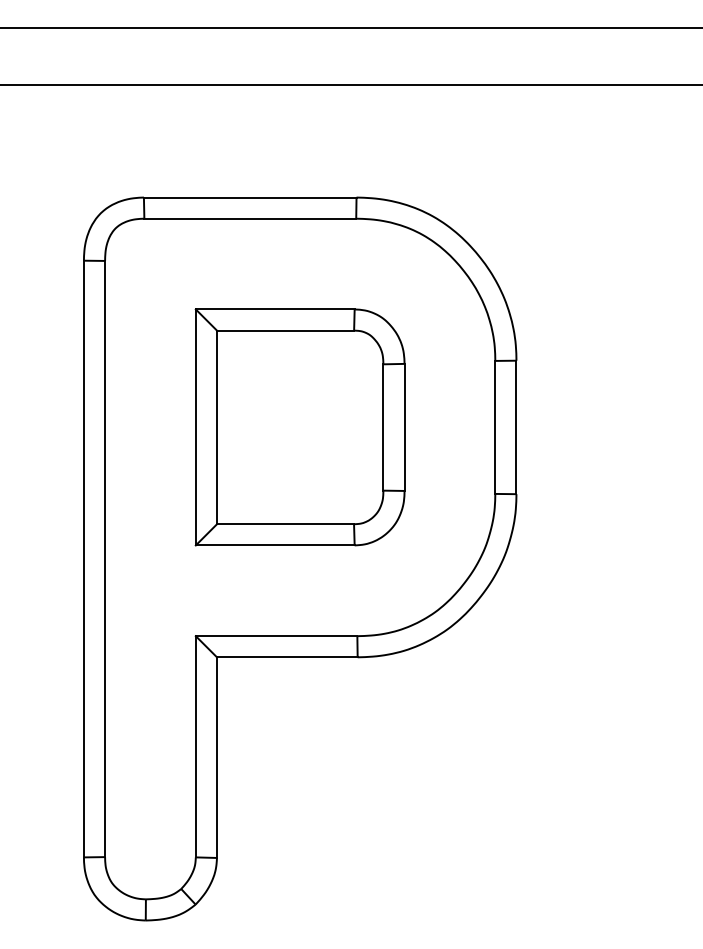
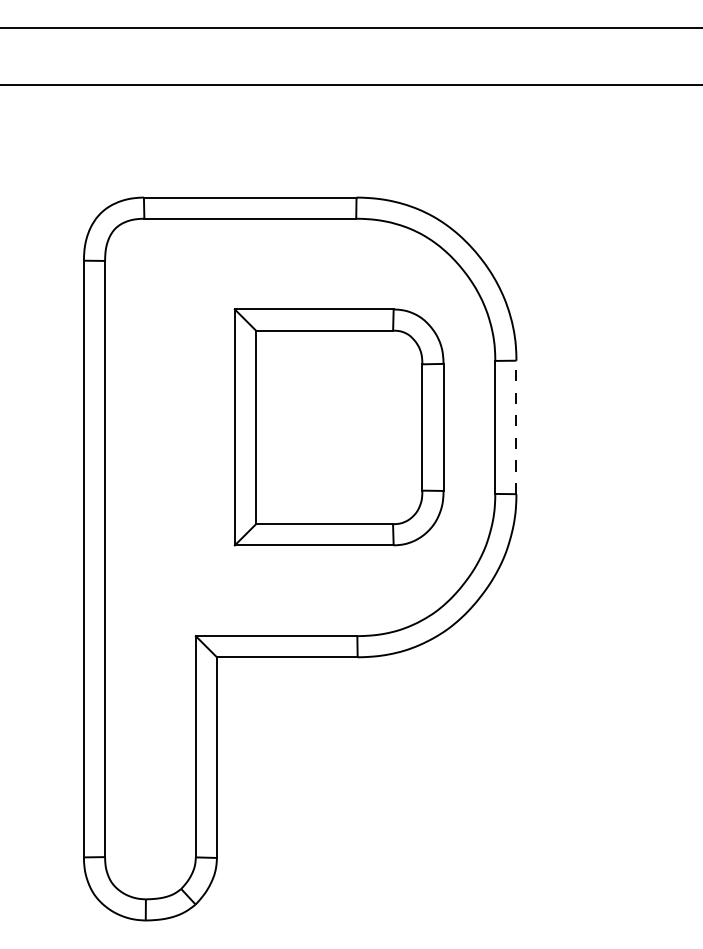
part position: (299, 427) -> (338, 427) (338, 427)
line: solid -> dashed (516, 427)
